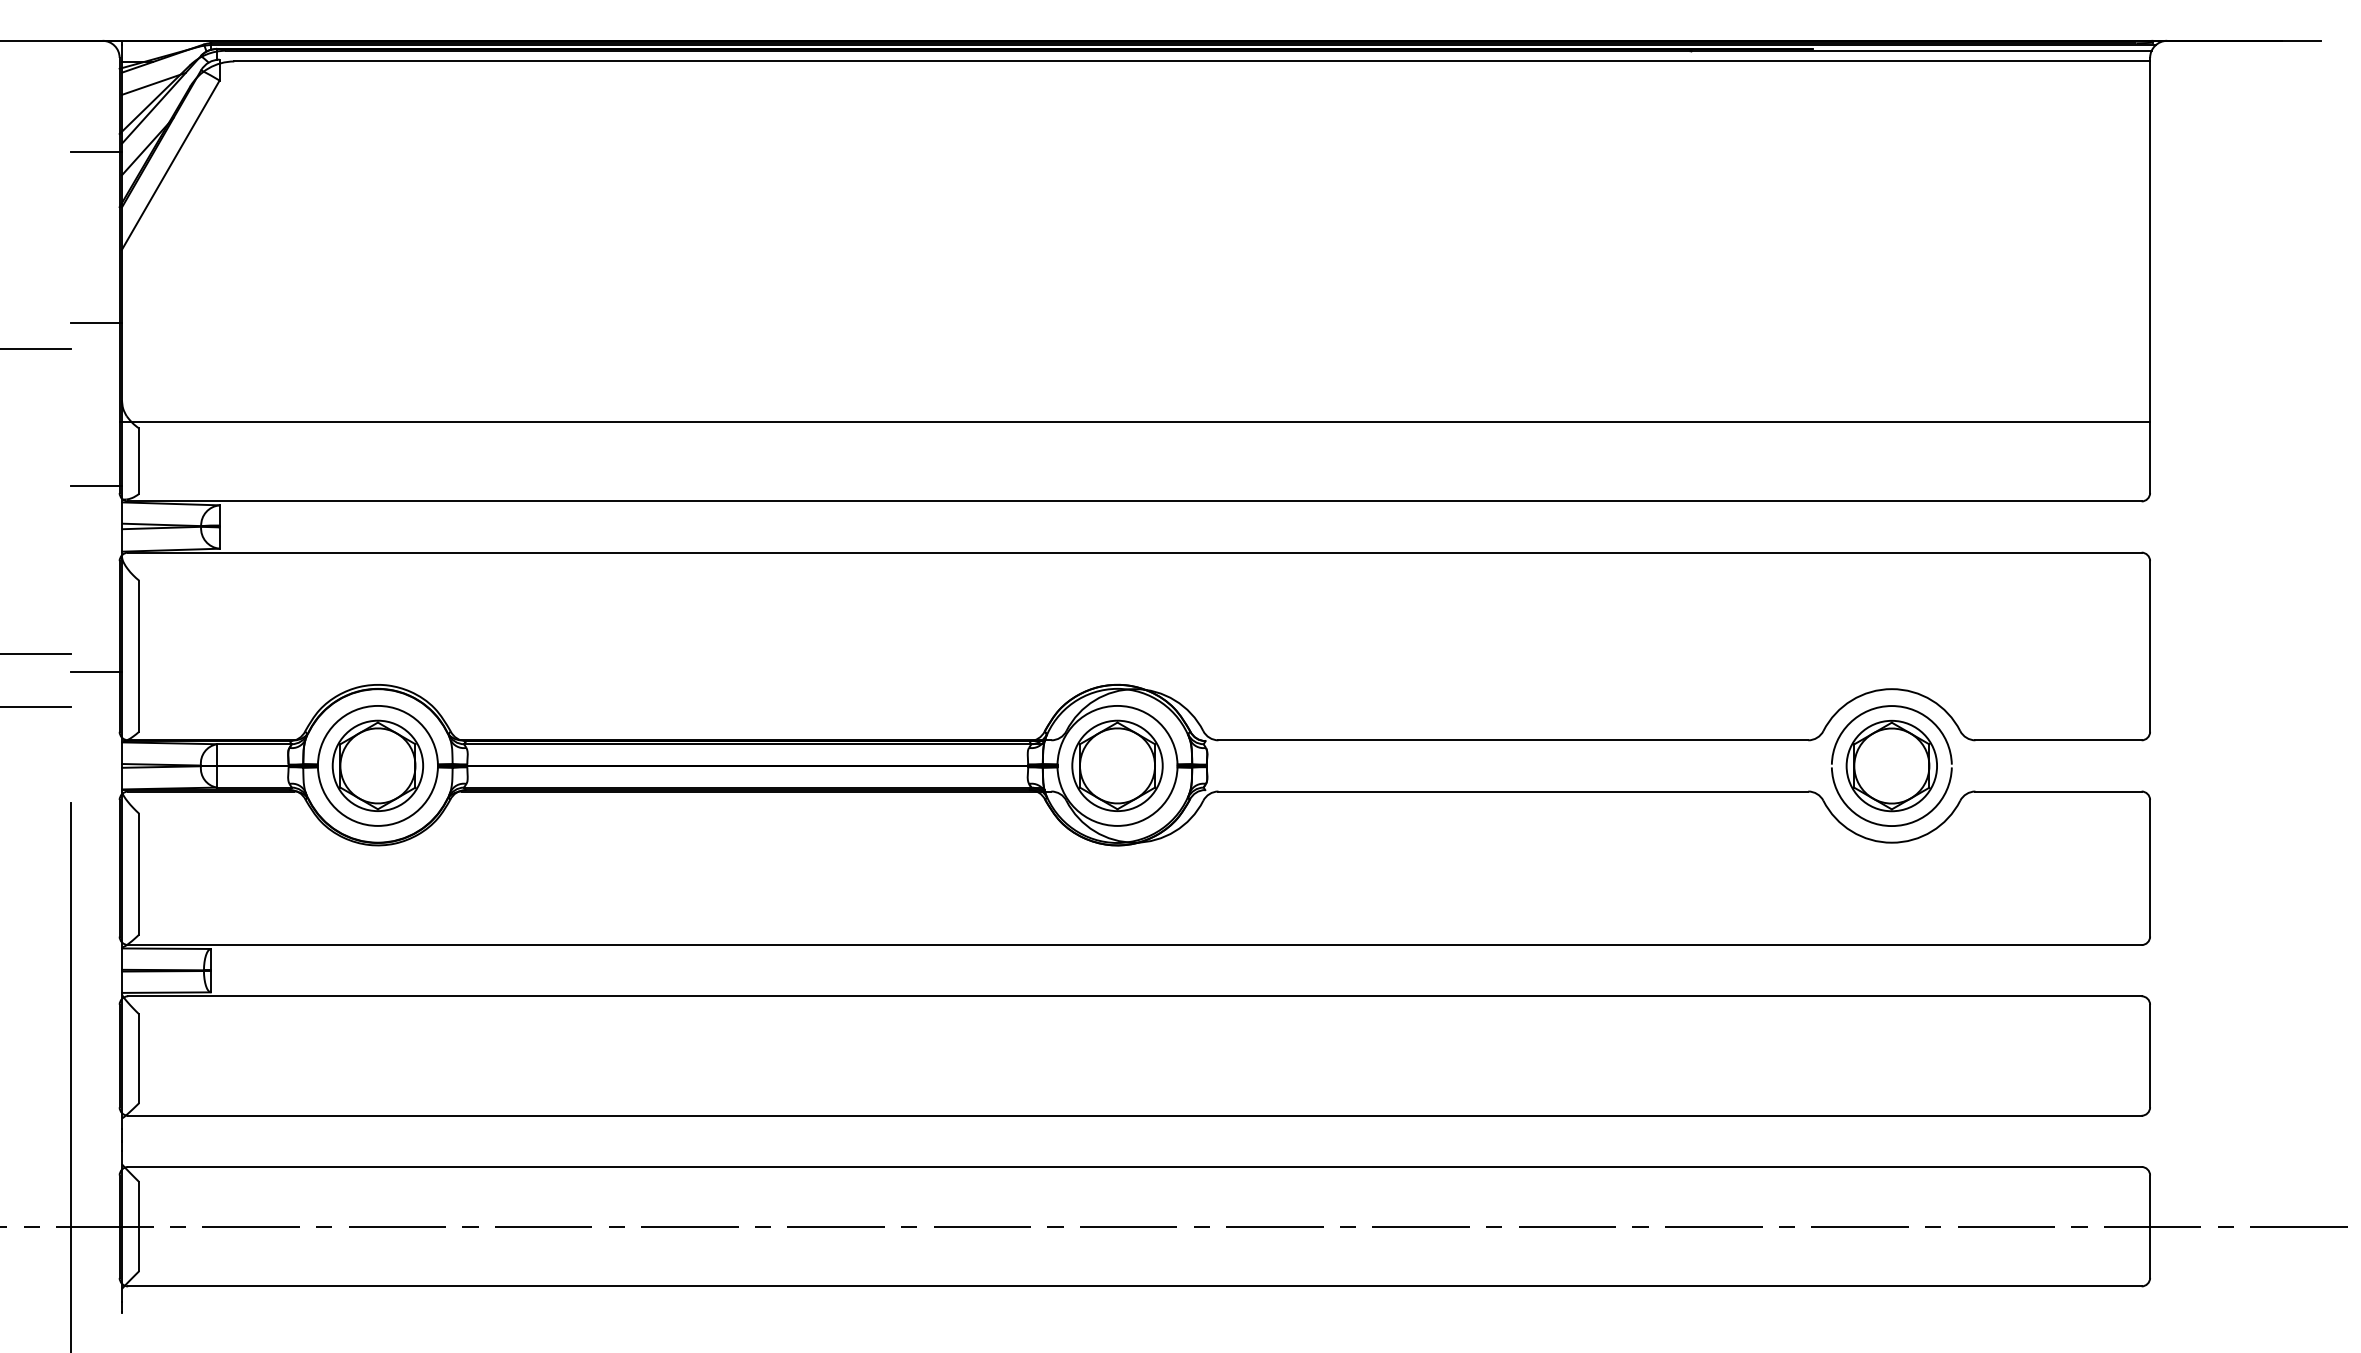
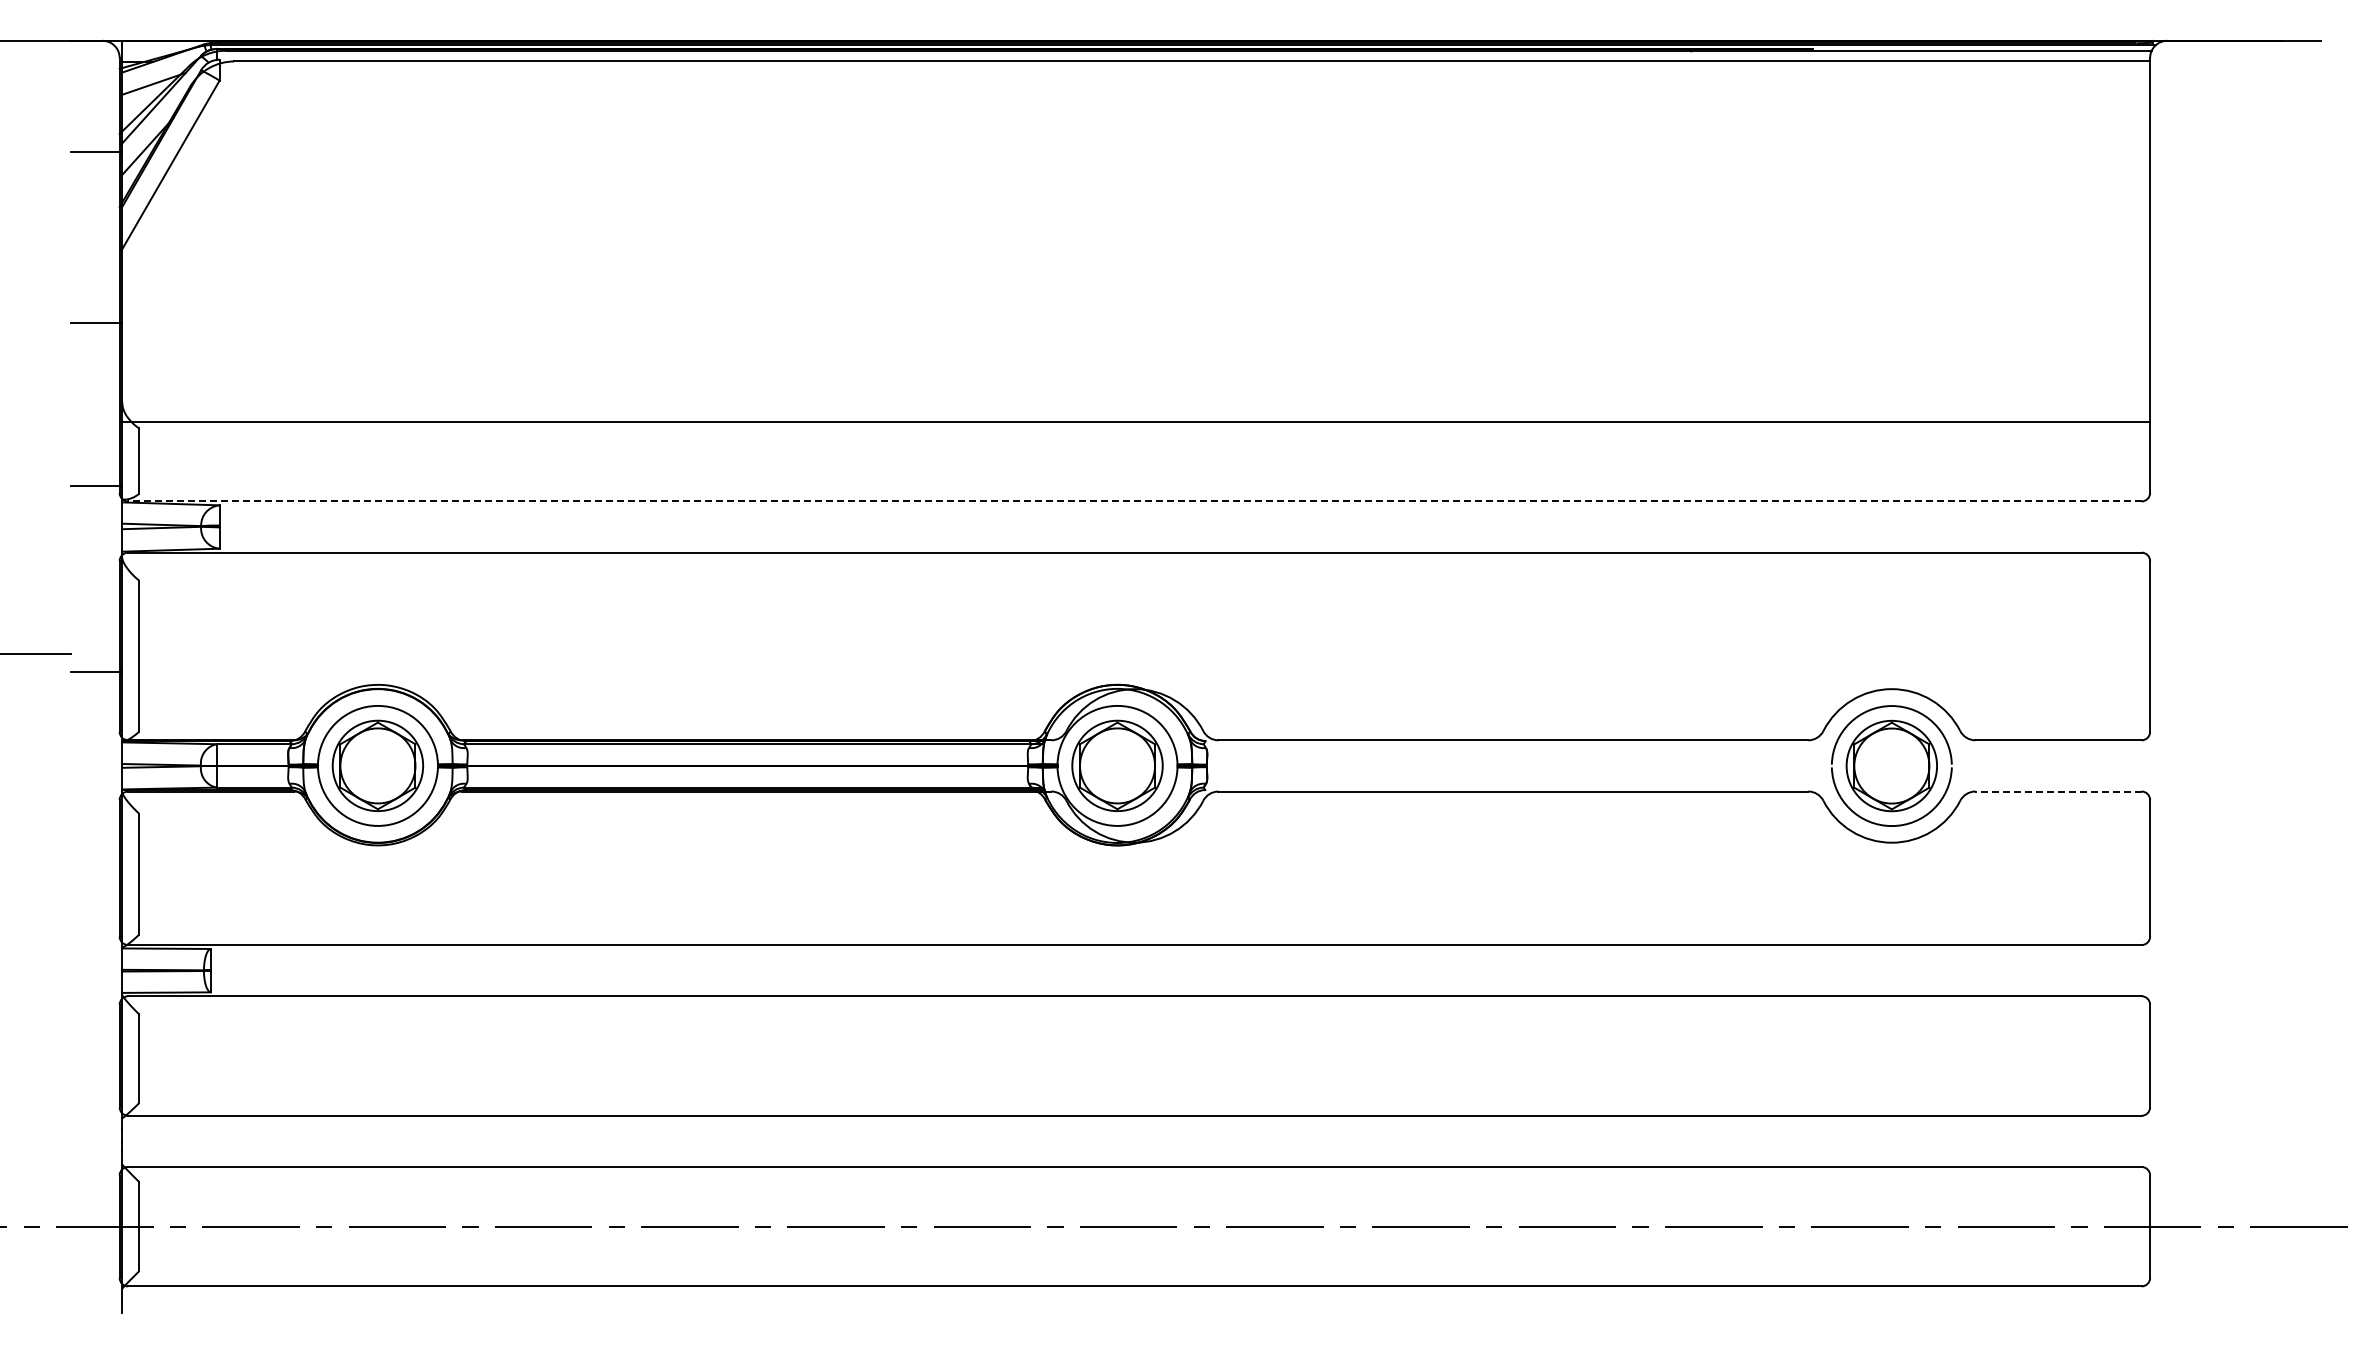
line: present -> none (36, 348)
line: solid -> dashed (1134, 501)
line: present -> none (36, 706)
line: solid -> dashed (2058, 791)
line: present -> none (70, 1076)
